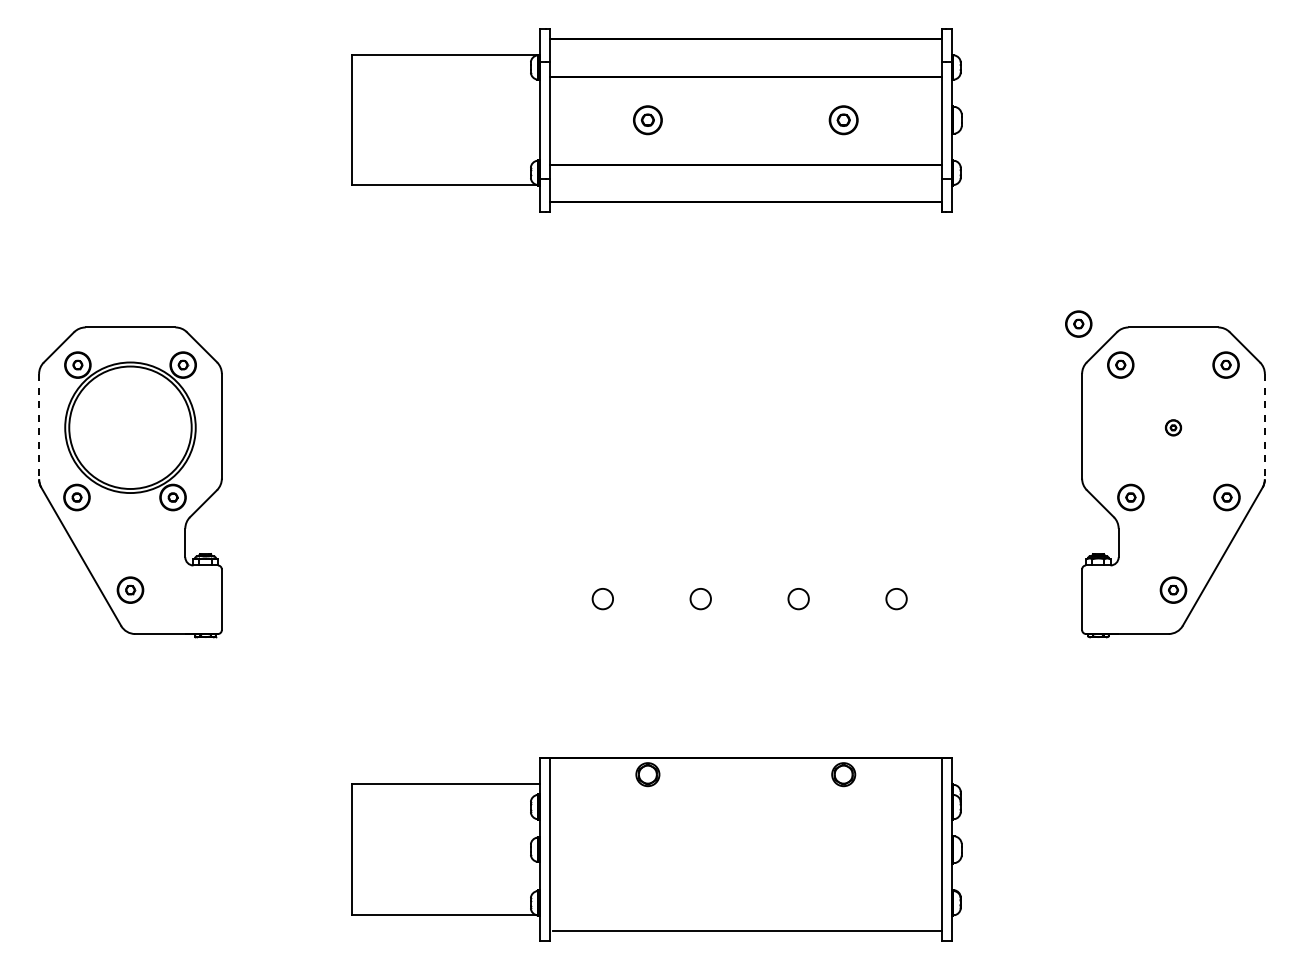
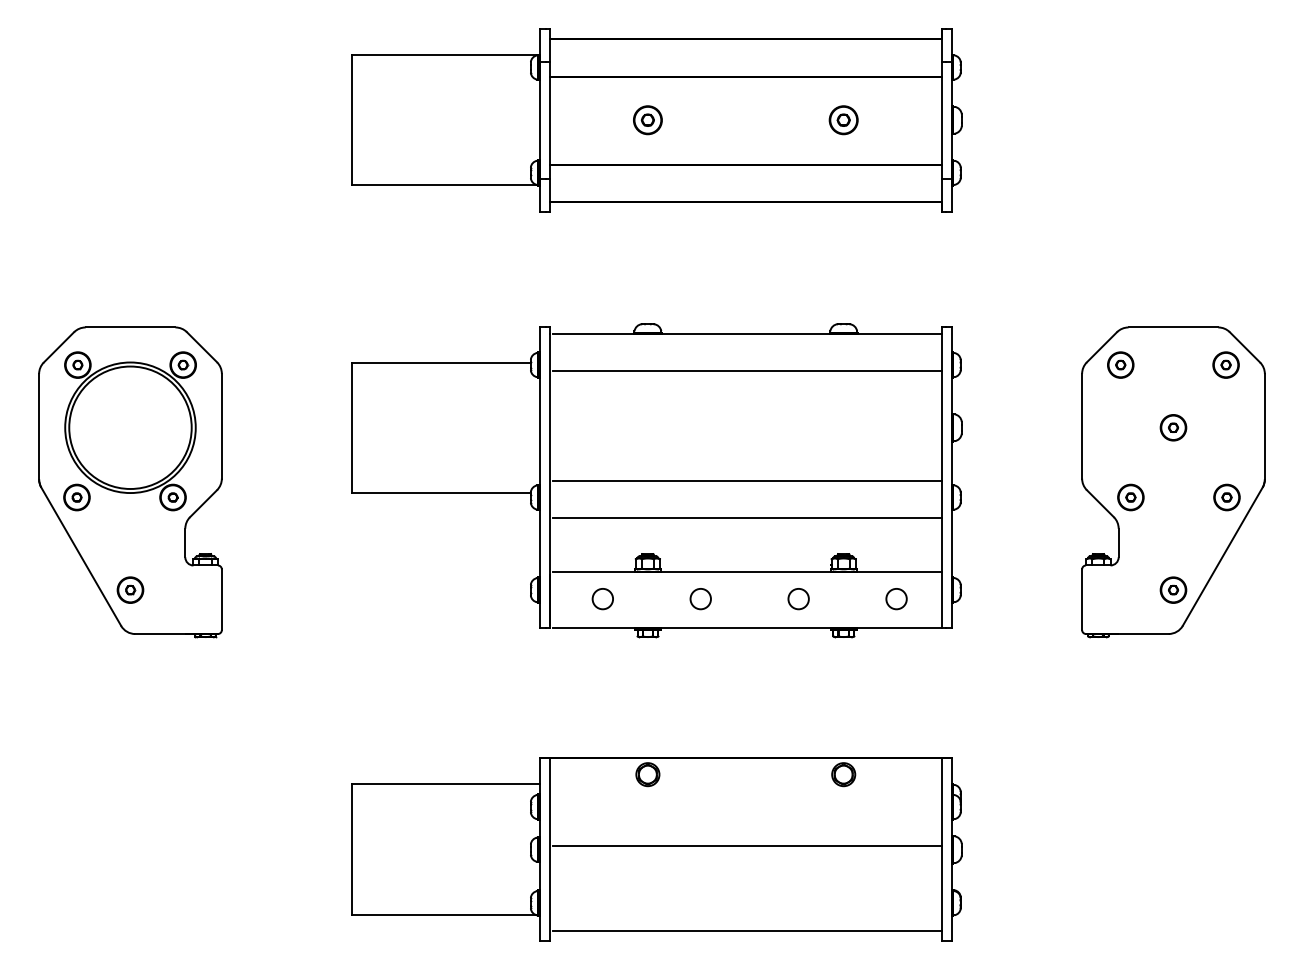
part: present -> none (1078, 323)
line: dashed -> solid (39, 426)
line: dashed -> solid (1264, 426)
part size: 19x18 px -> 29x28 px (1173, 427)
part: none -> present (656, 480)
line: none -> present (746, 846)
